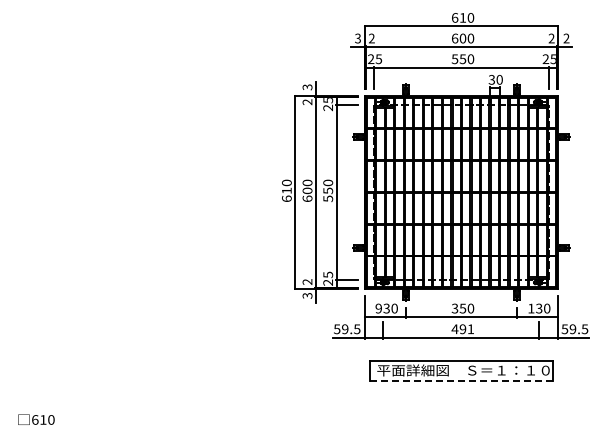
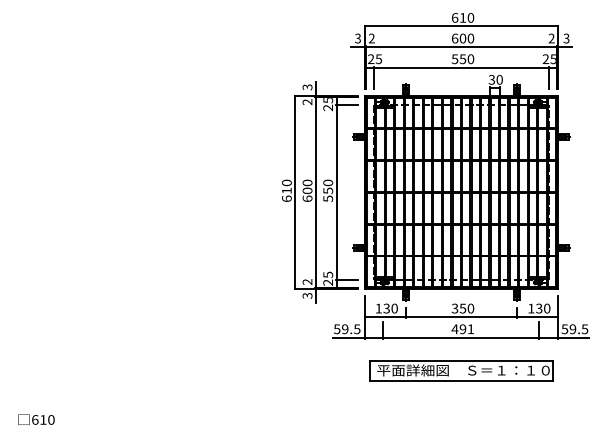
text: 2 -> 3 (566, 38)
text: 930 -> 130 (378, 308)
line: dashed -> solid (460, 381)
